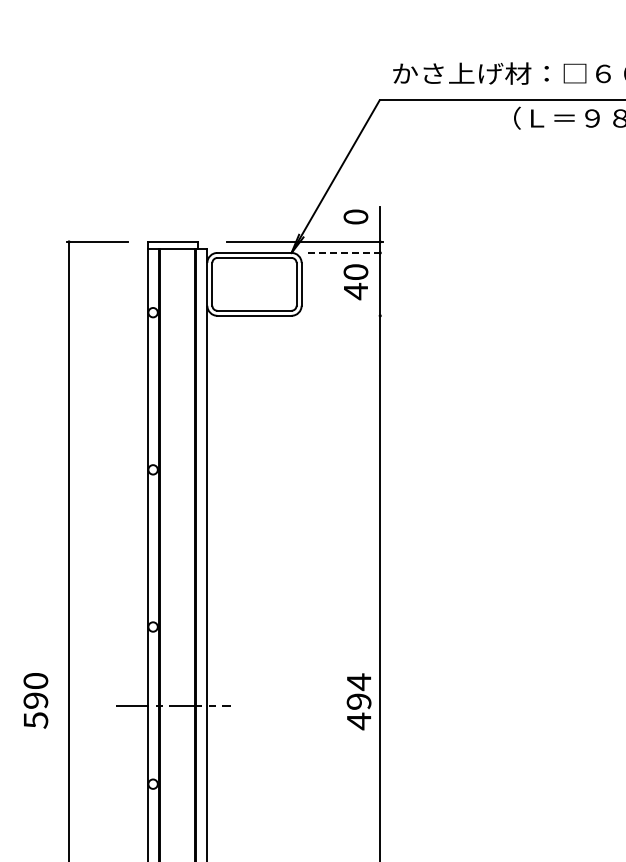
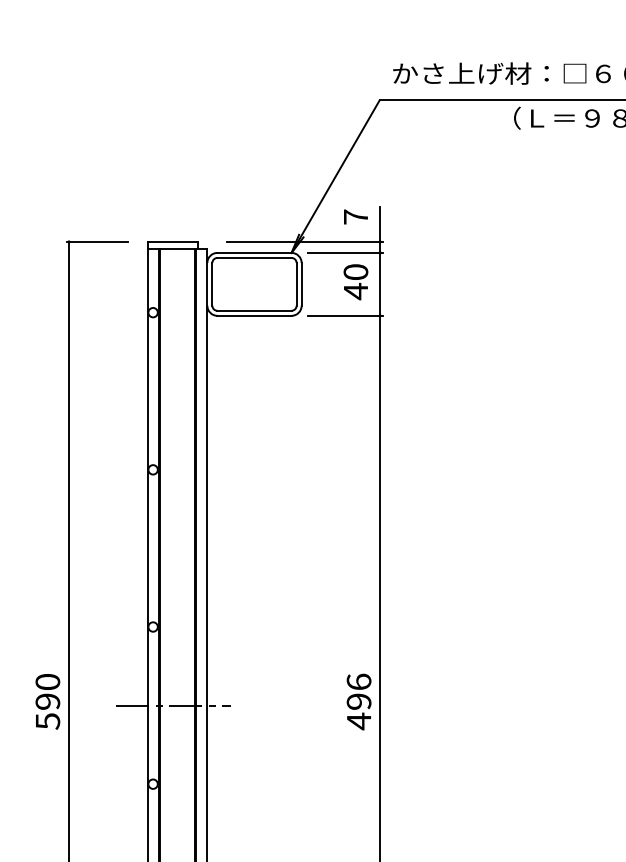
text: 0 -> 7 (355, 216)
line: dashed -> solid (345, 252)
line: none -> present (345, 315)
text: 494 -> 496 (358, 682)
text position: (35, 700) -> (47, 701) (47, 701)
